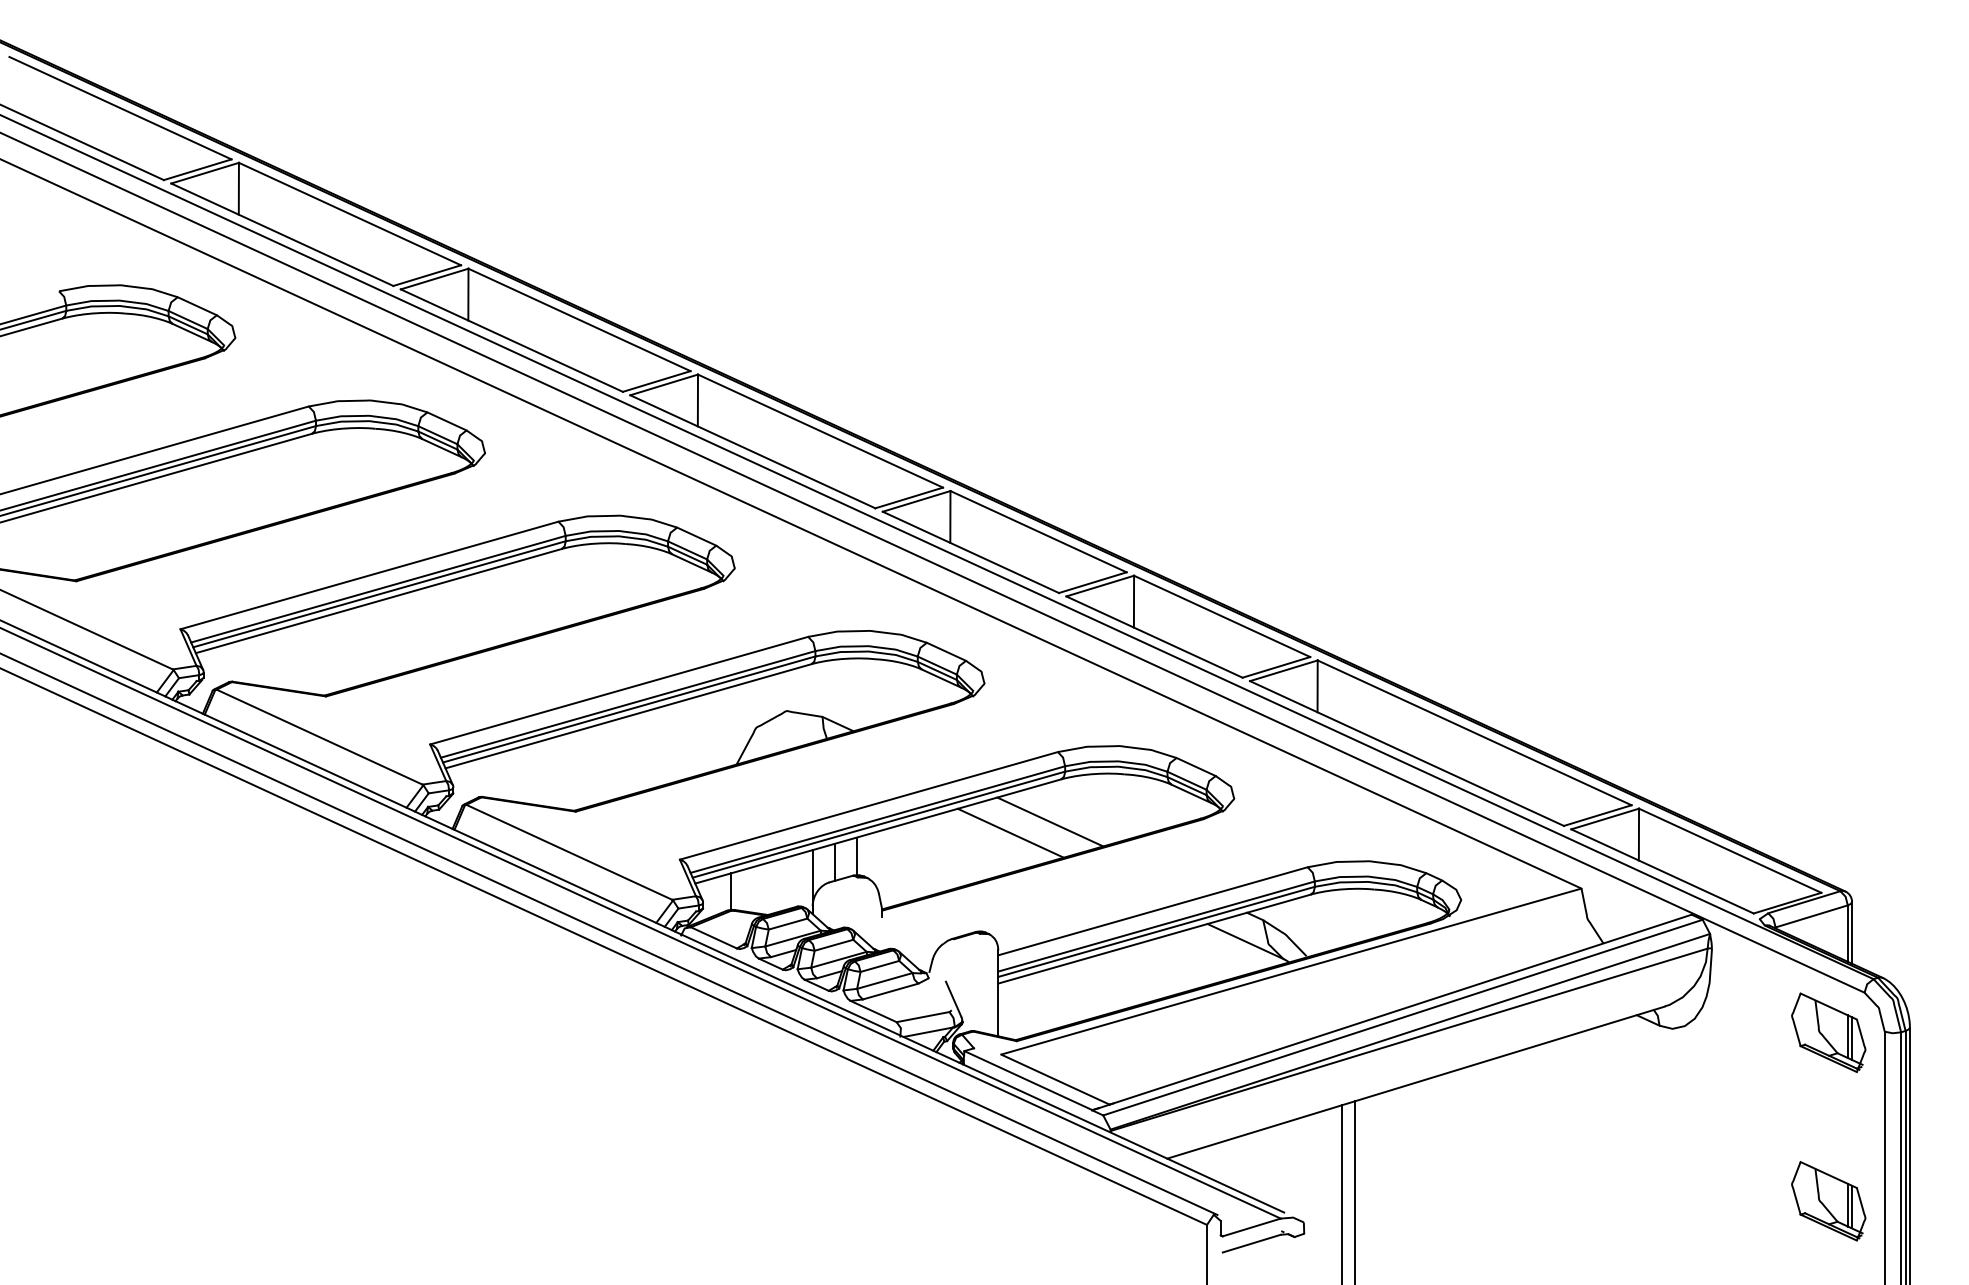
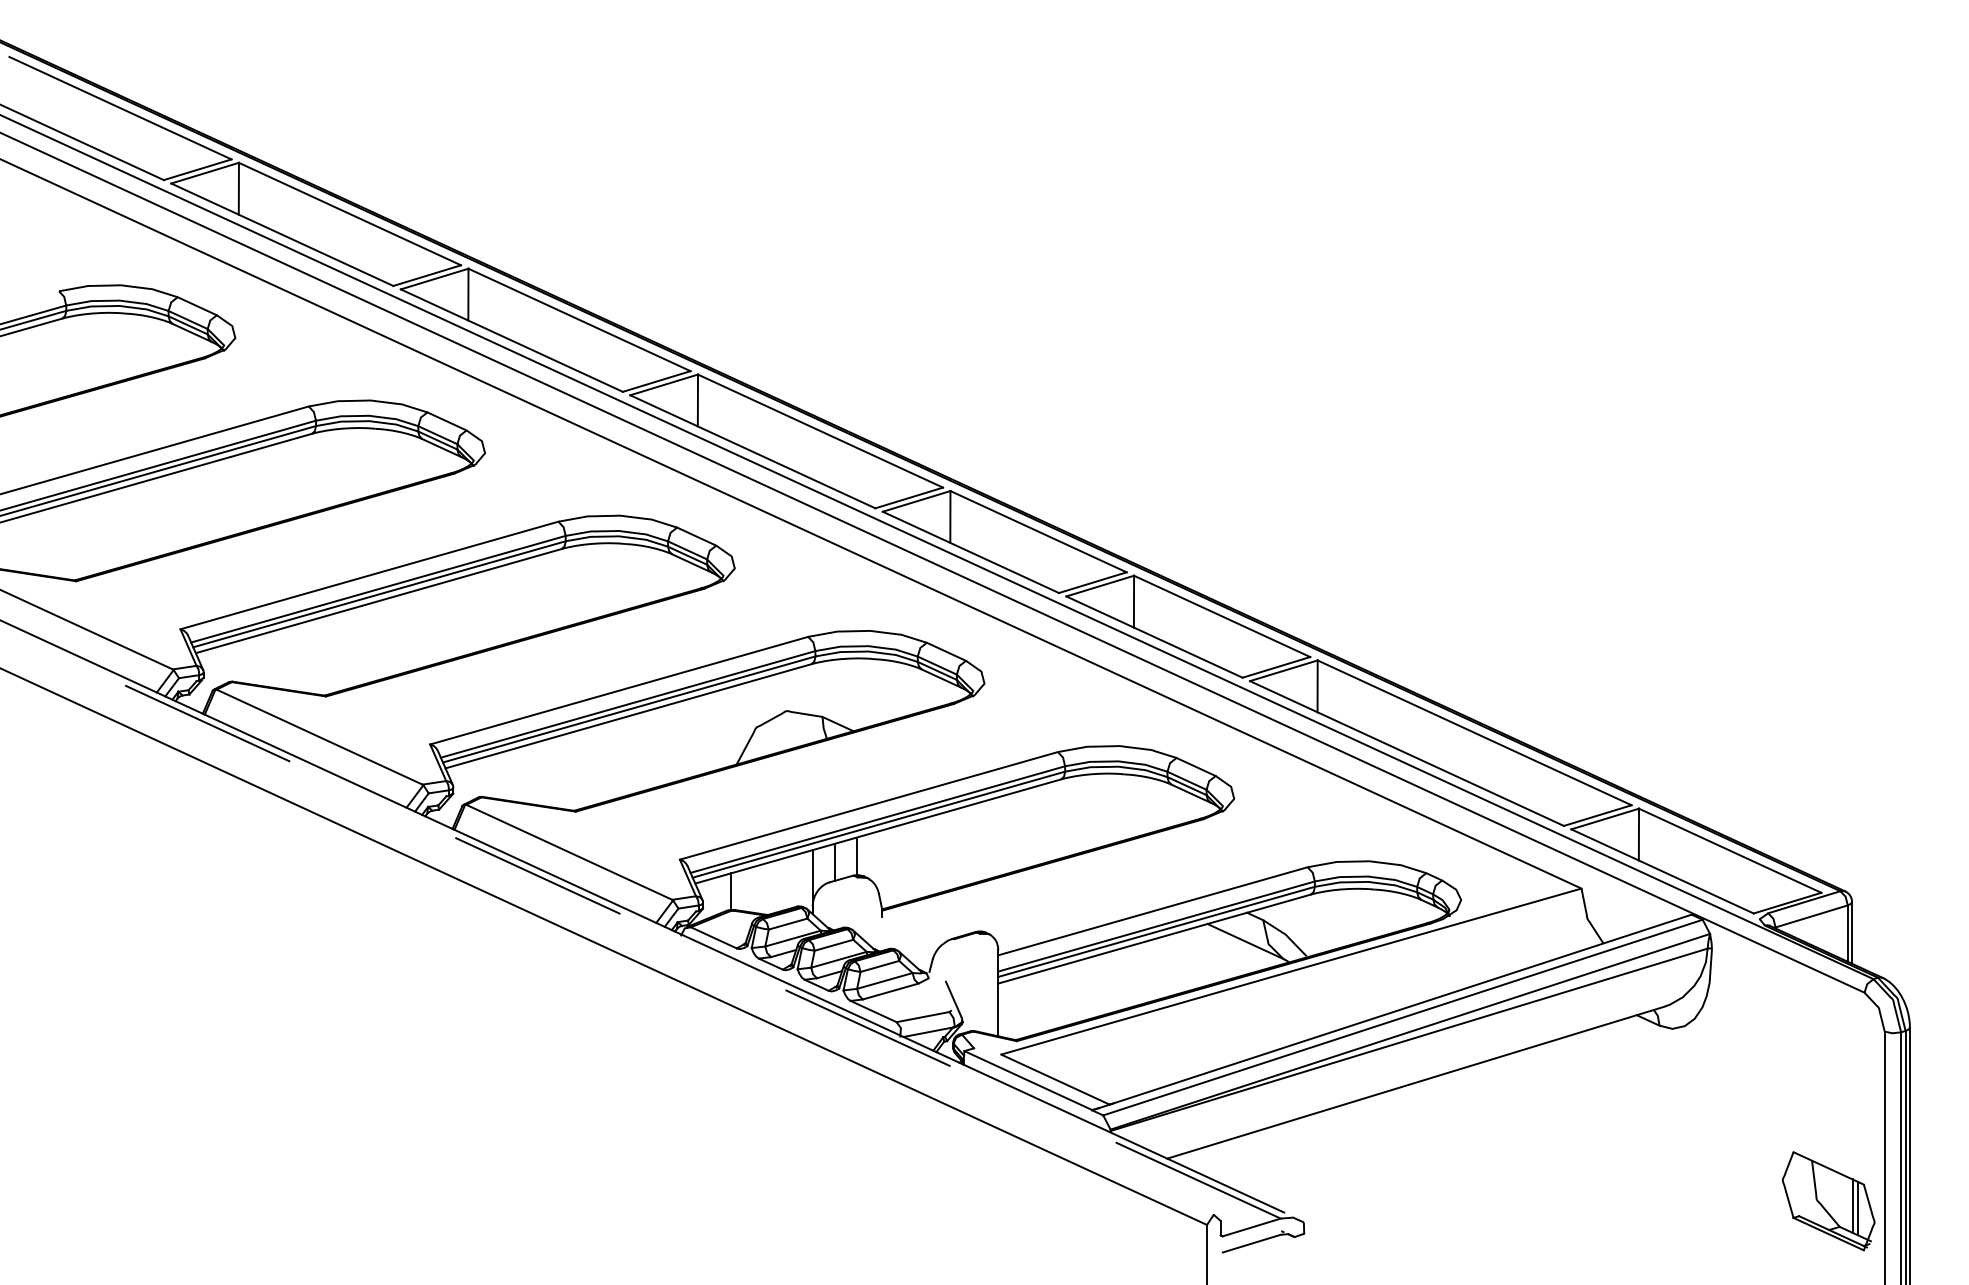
line: present -> none (1050, 821)
line: present -> none (1010, 832)
line: solid -> dashed (640, 923)
line: present -> none (609, 934)
part: present -> none (1828, 1032)
line: present -> none (1355, 1191)
line: present -> none (1341, 1193)
part size: 76x81 px -> 94x101 px (1828, 1201)
